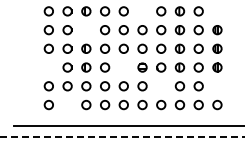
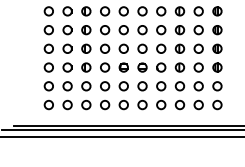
circle: none -> present (142, 11)
part: none -> present (217, 11)
part: none -> present (86, 30)
circle: none -> present (48, 67)
part: none -> present (123, 67)
circle: none -> present (161, 86)
circle: none -> present (217, 86)
circle: none -> present (67, 104)
line: none -> present (121, 129)
line: dashed -> solid (122, 136)
